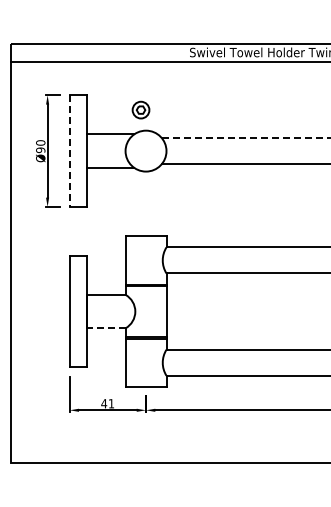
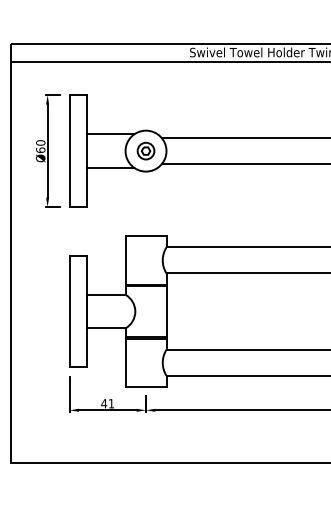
part position: (140, 109) -> (145, 150) (145, 150)
line: dashed -> solid (246, 138)
text: Ø90 -> Ø60 (40, 150)
line: dashed -> solid (69, 151)
line: dashed -> solid (106, 328)
